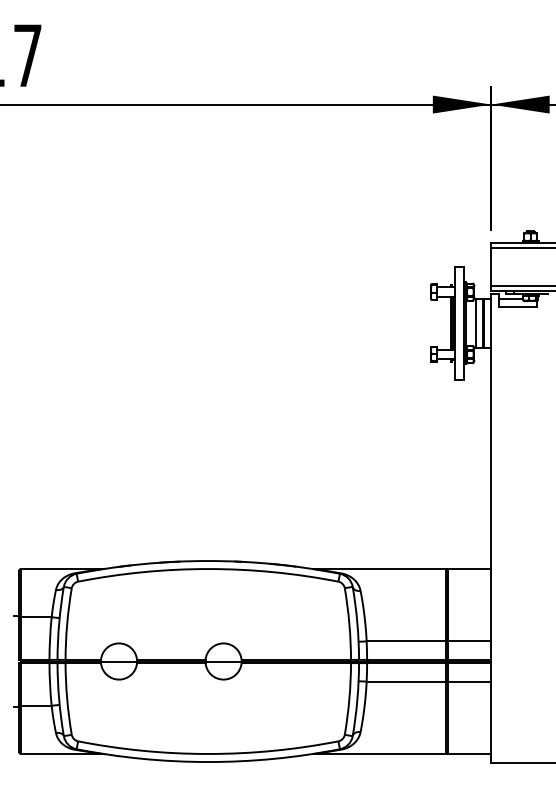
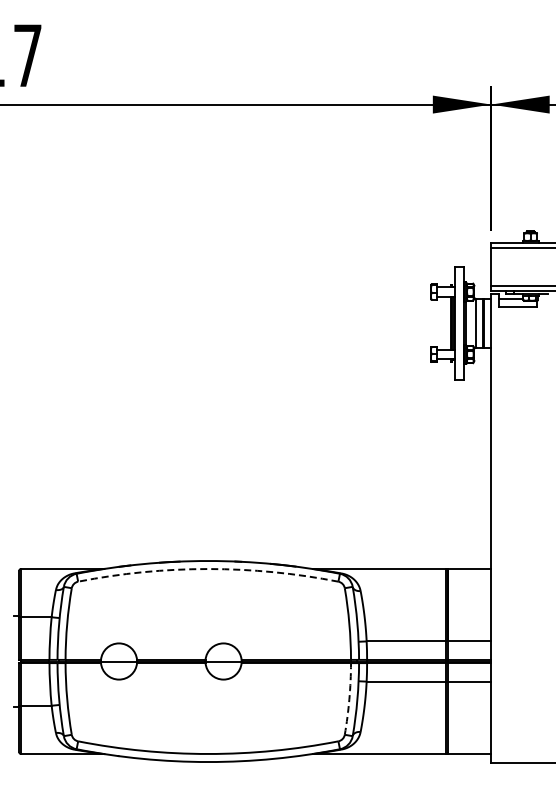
arc: solid -> dashed (208, 569)
arc: solid -> dashed (349, 699)
